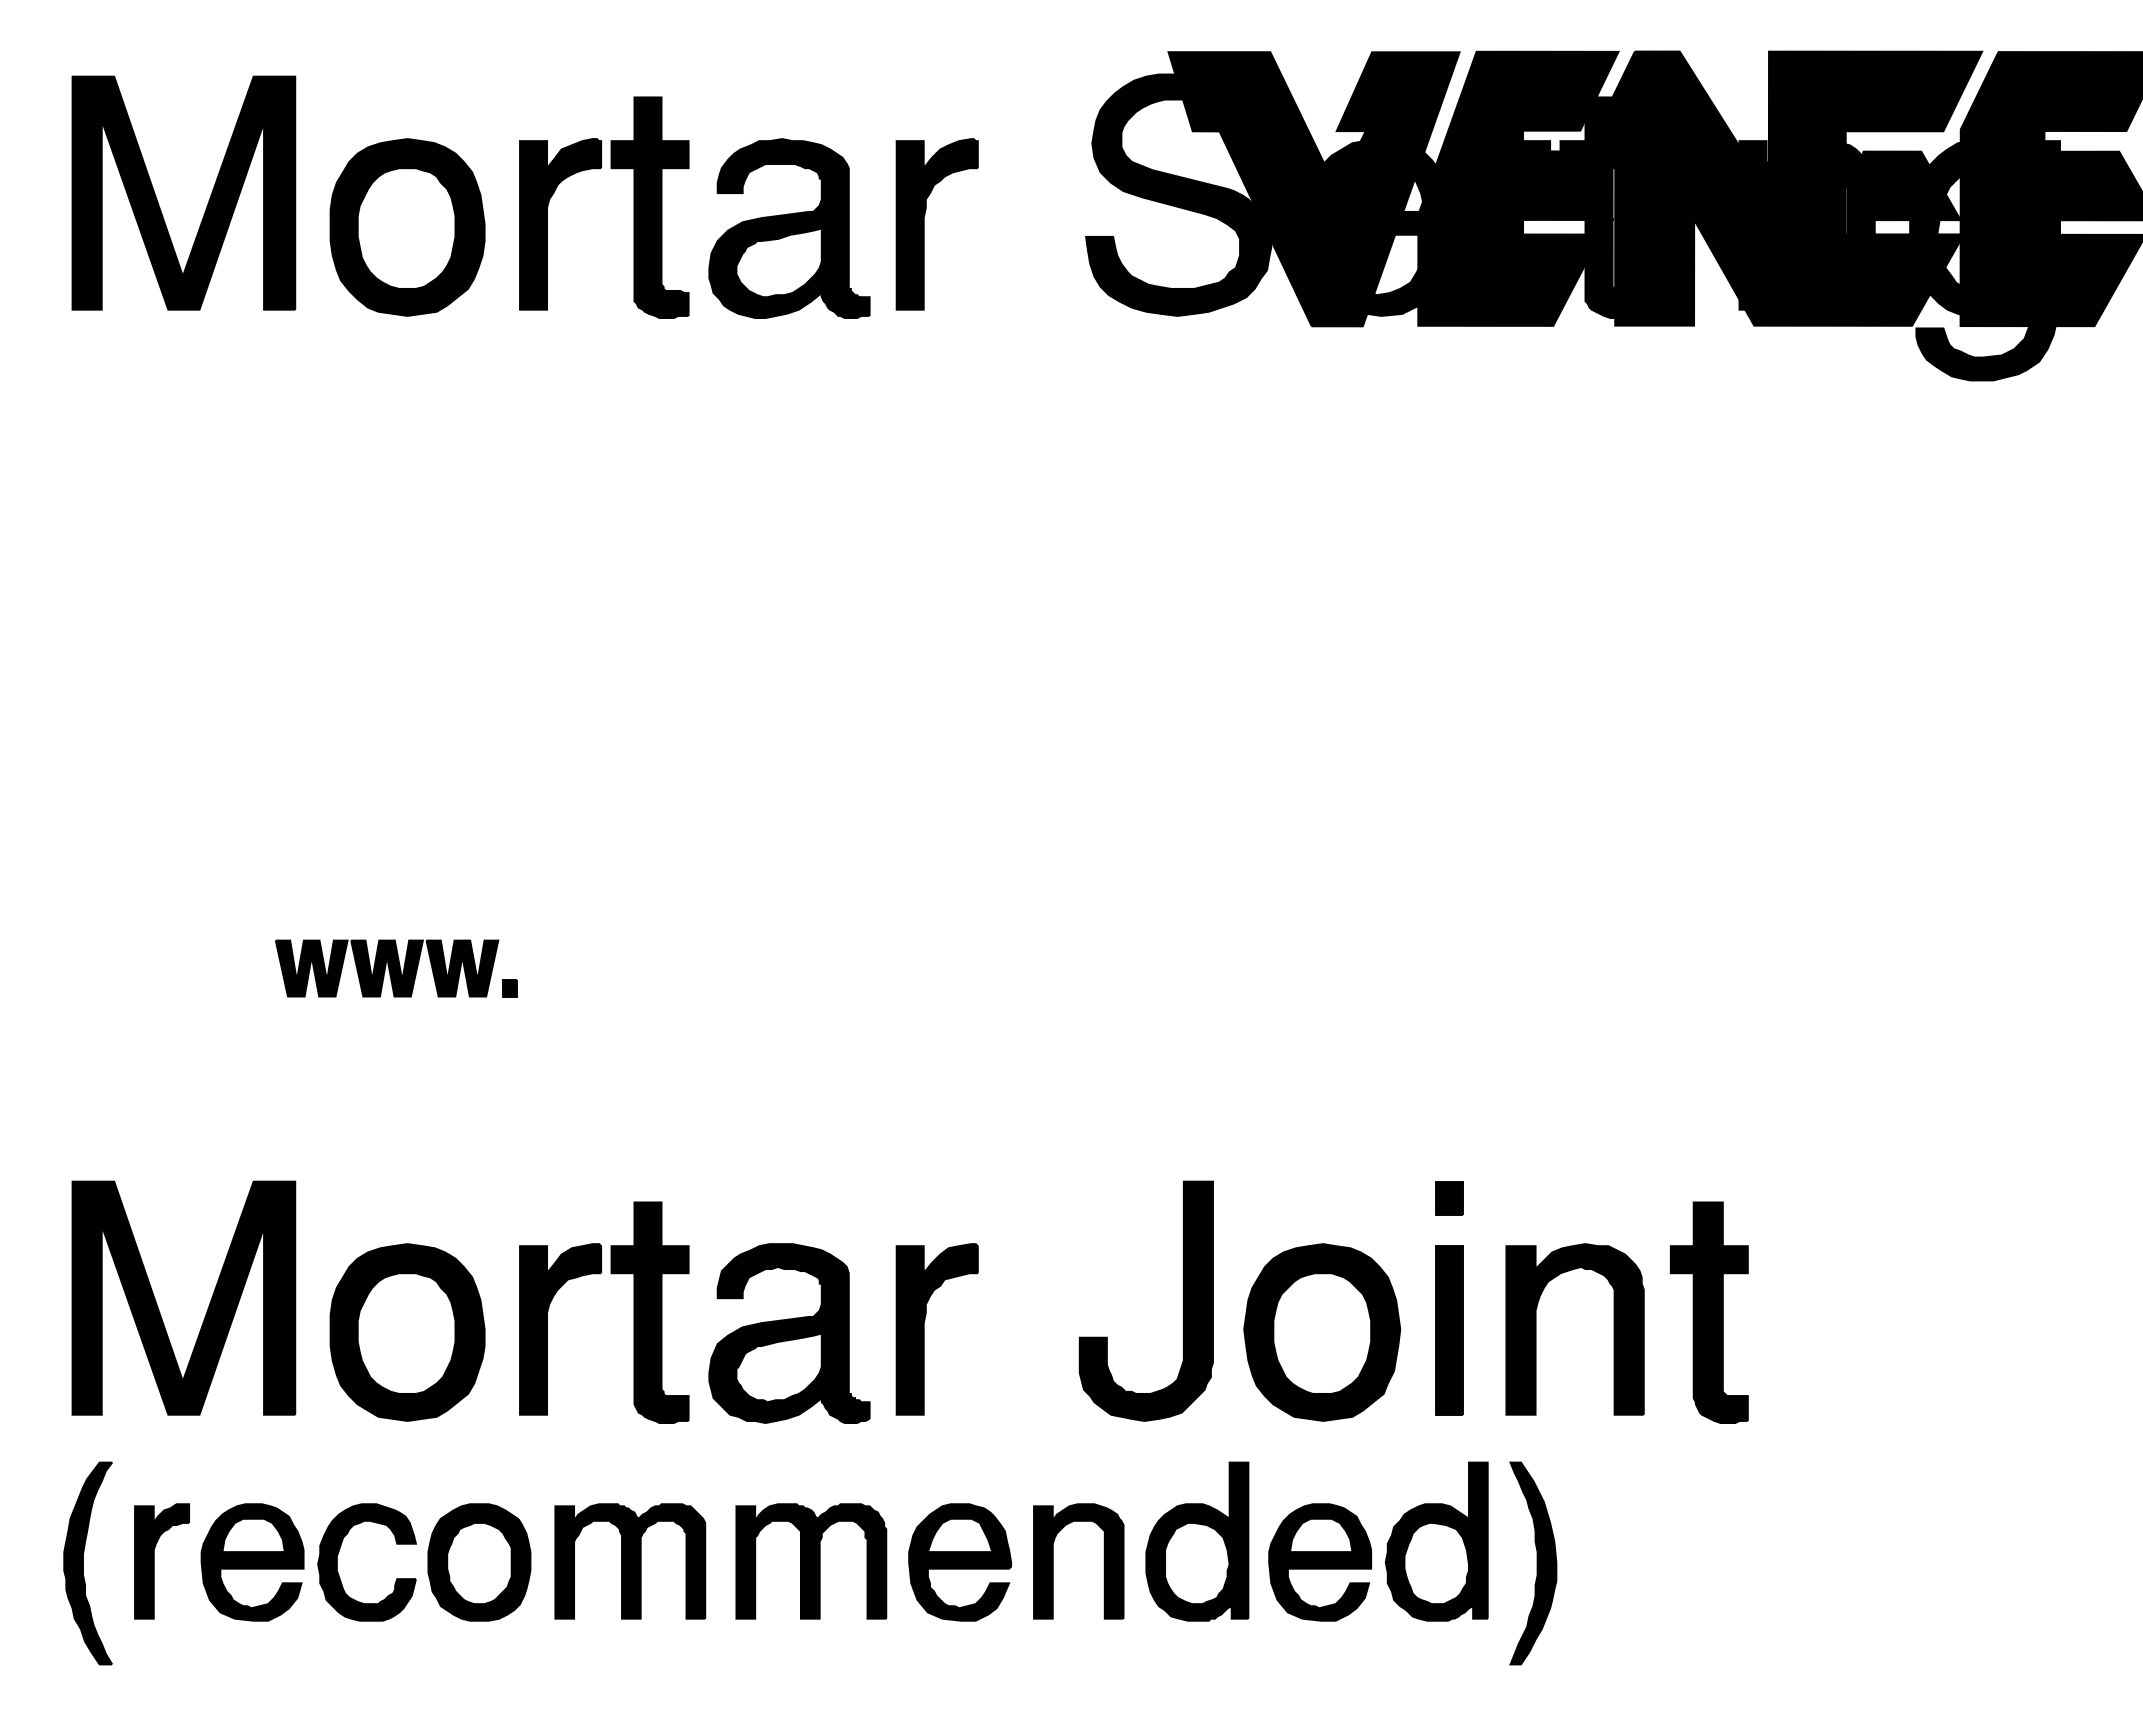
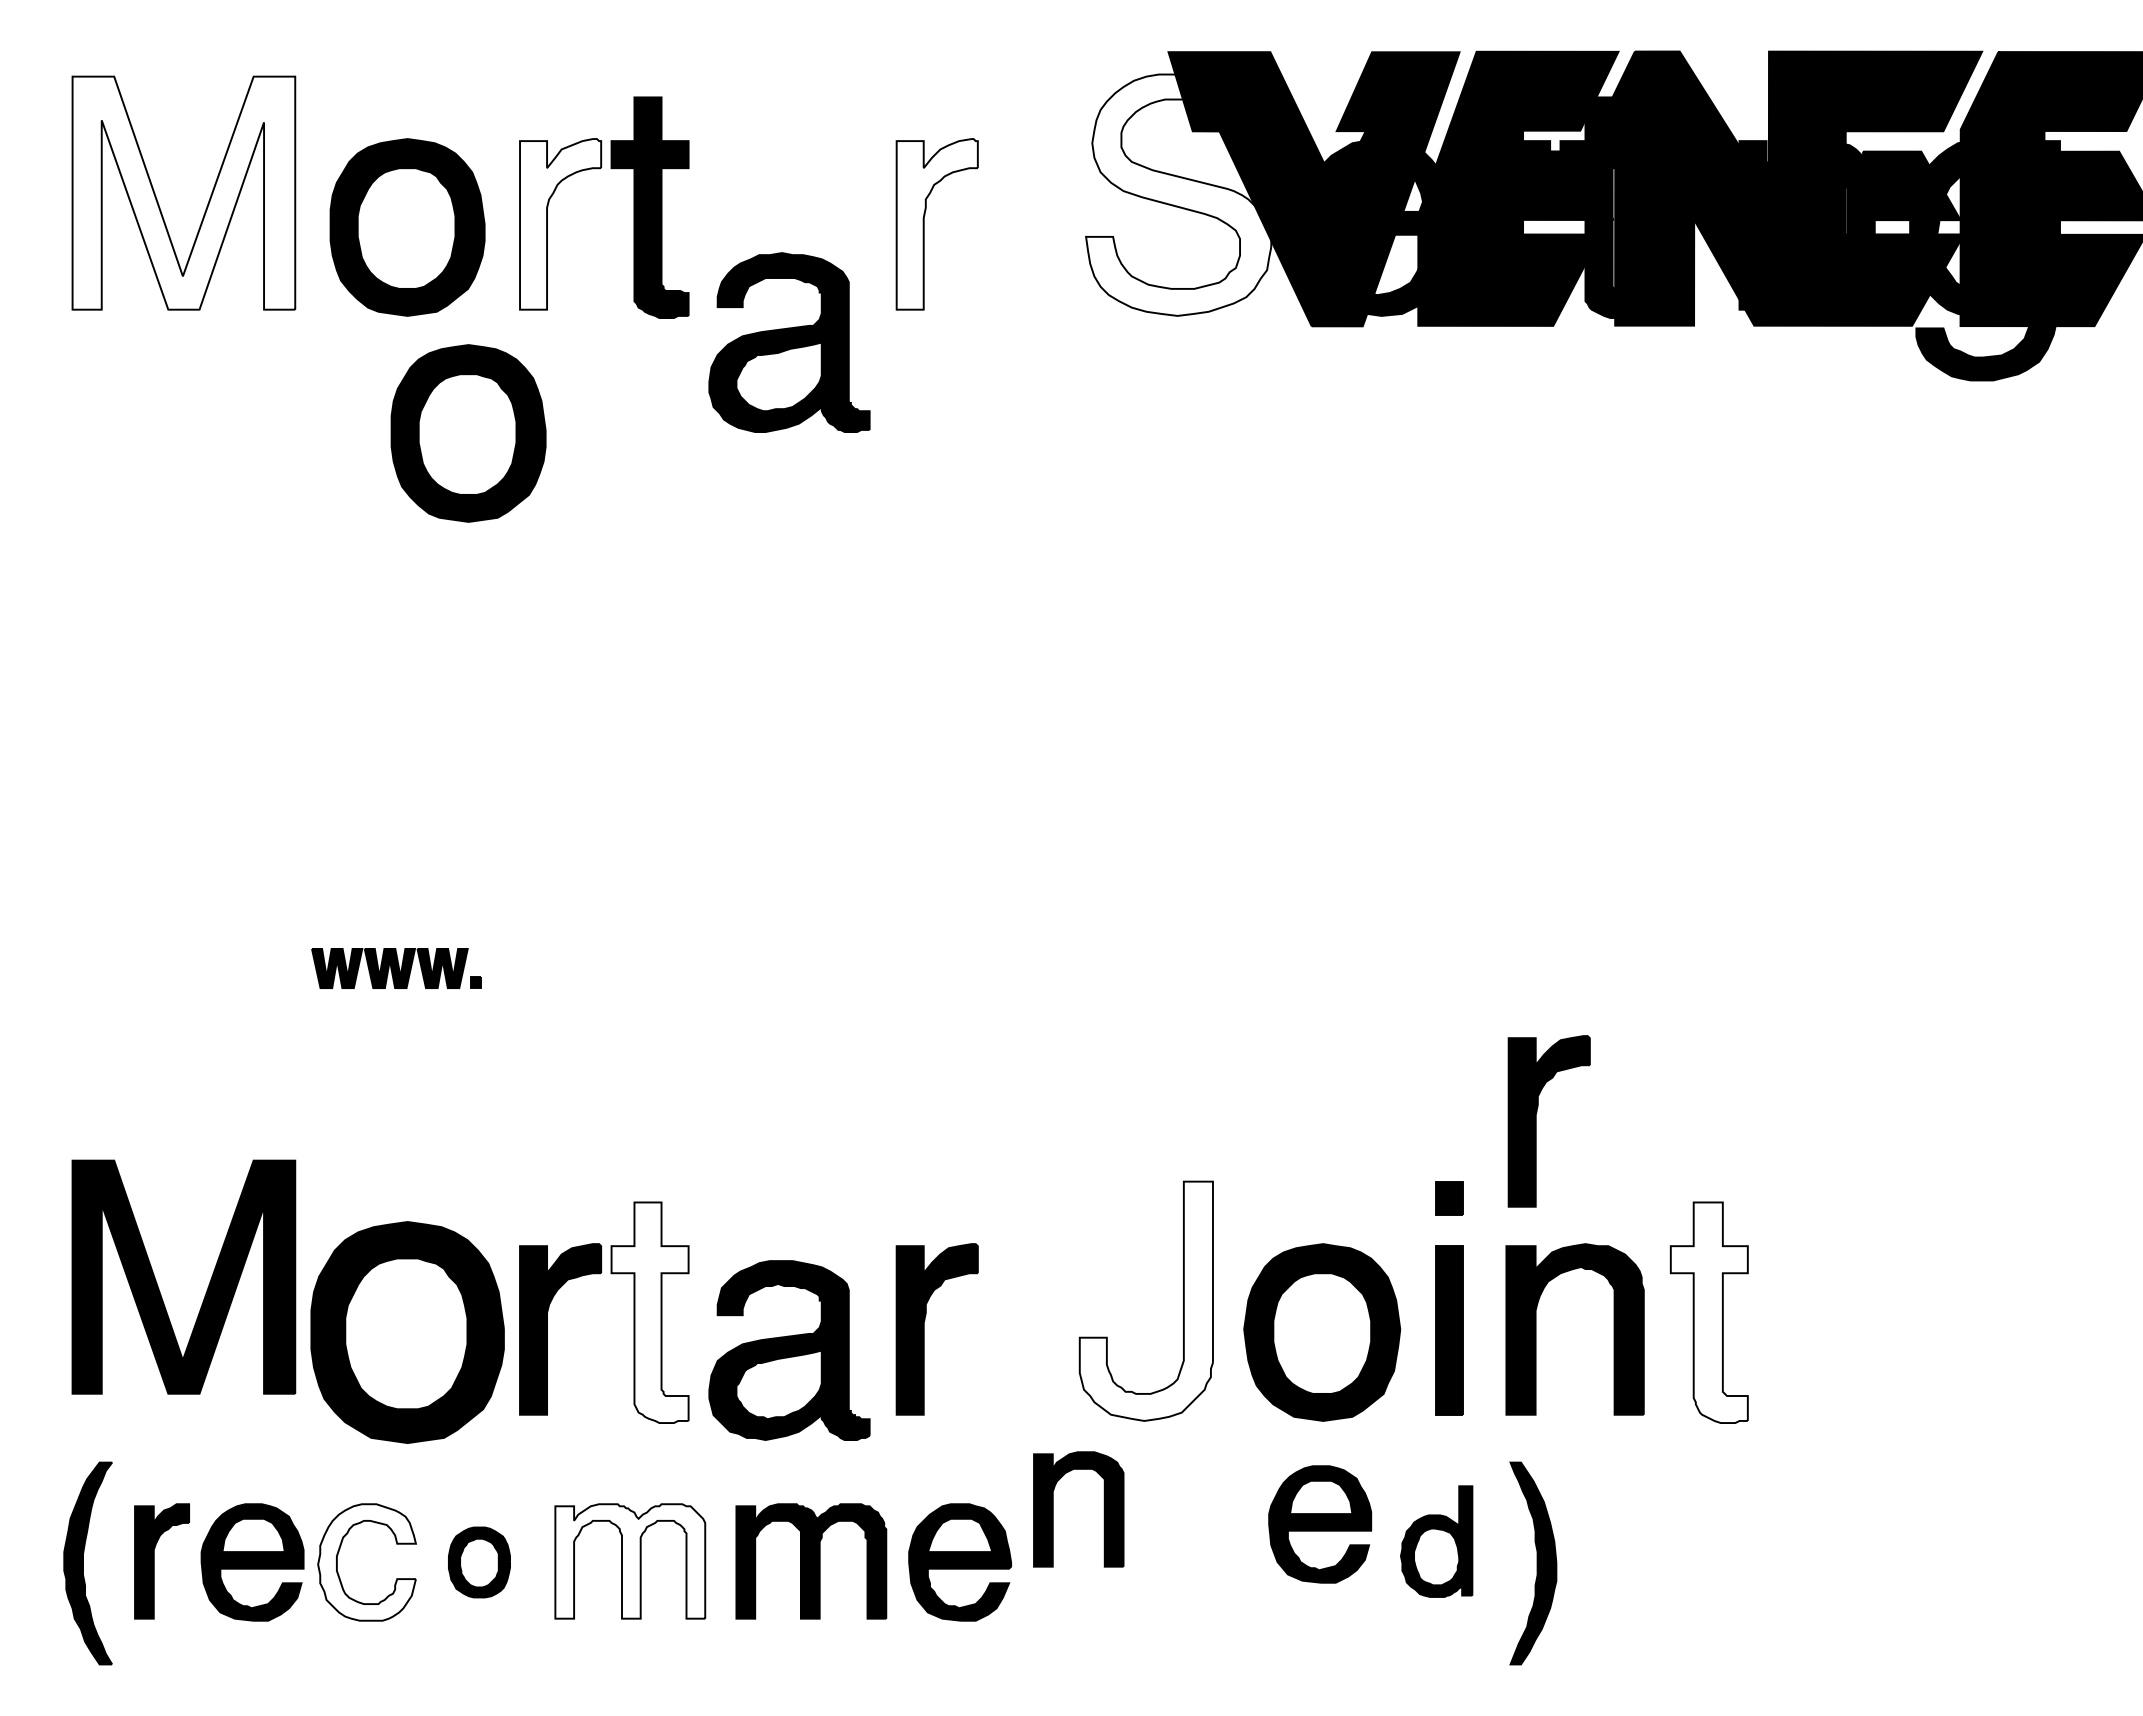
fill: present -> none (183, 192)
fill: present -> none (1178, 194)
fill: present -> none (560, 224)
fill: present -> none (936, 224)
part position: (789, 228) -> (789, 342) (789, 342)
part: none -> present (468, 433)
part size: 243x59 px -> 171x41 px (396, 968)
part: none -> present (1536, 1121)
fill: present -> none (1145, 1300)
part position: (208, 1305) -> (208, 1284) (208, 1284)
fill: present -> none (649, 1312)
fill: present -> none (1708, 1312)
part size: 157x179 px -> 195x223 px (407, 1332)
part position: (789, 1333) -> (789, 1350) (789, 1350)
part: present -> none (1197, 1541)
part size: 105x161 px -> 74x113 px (1436, 1541)
fill: present -> none (630, 1561)
part position: (1053, 1561) -> (1053, 1509) (1053, 1509)
fill: present -> none (366, 1562)
part size: 105x119 px -> 63x73 px (479, 1562)
part position: (1320, 1562) -> (1320, 1524) (1320, 1524)
